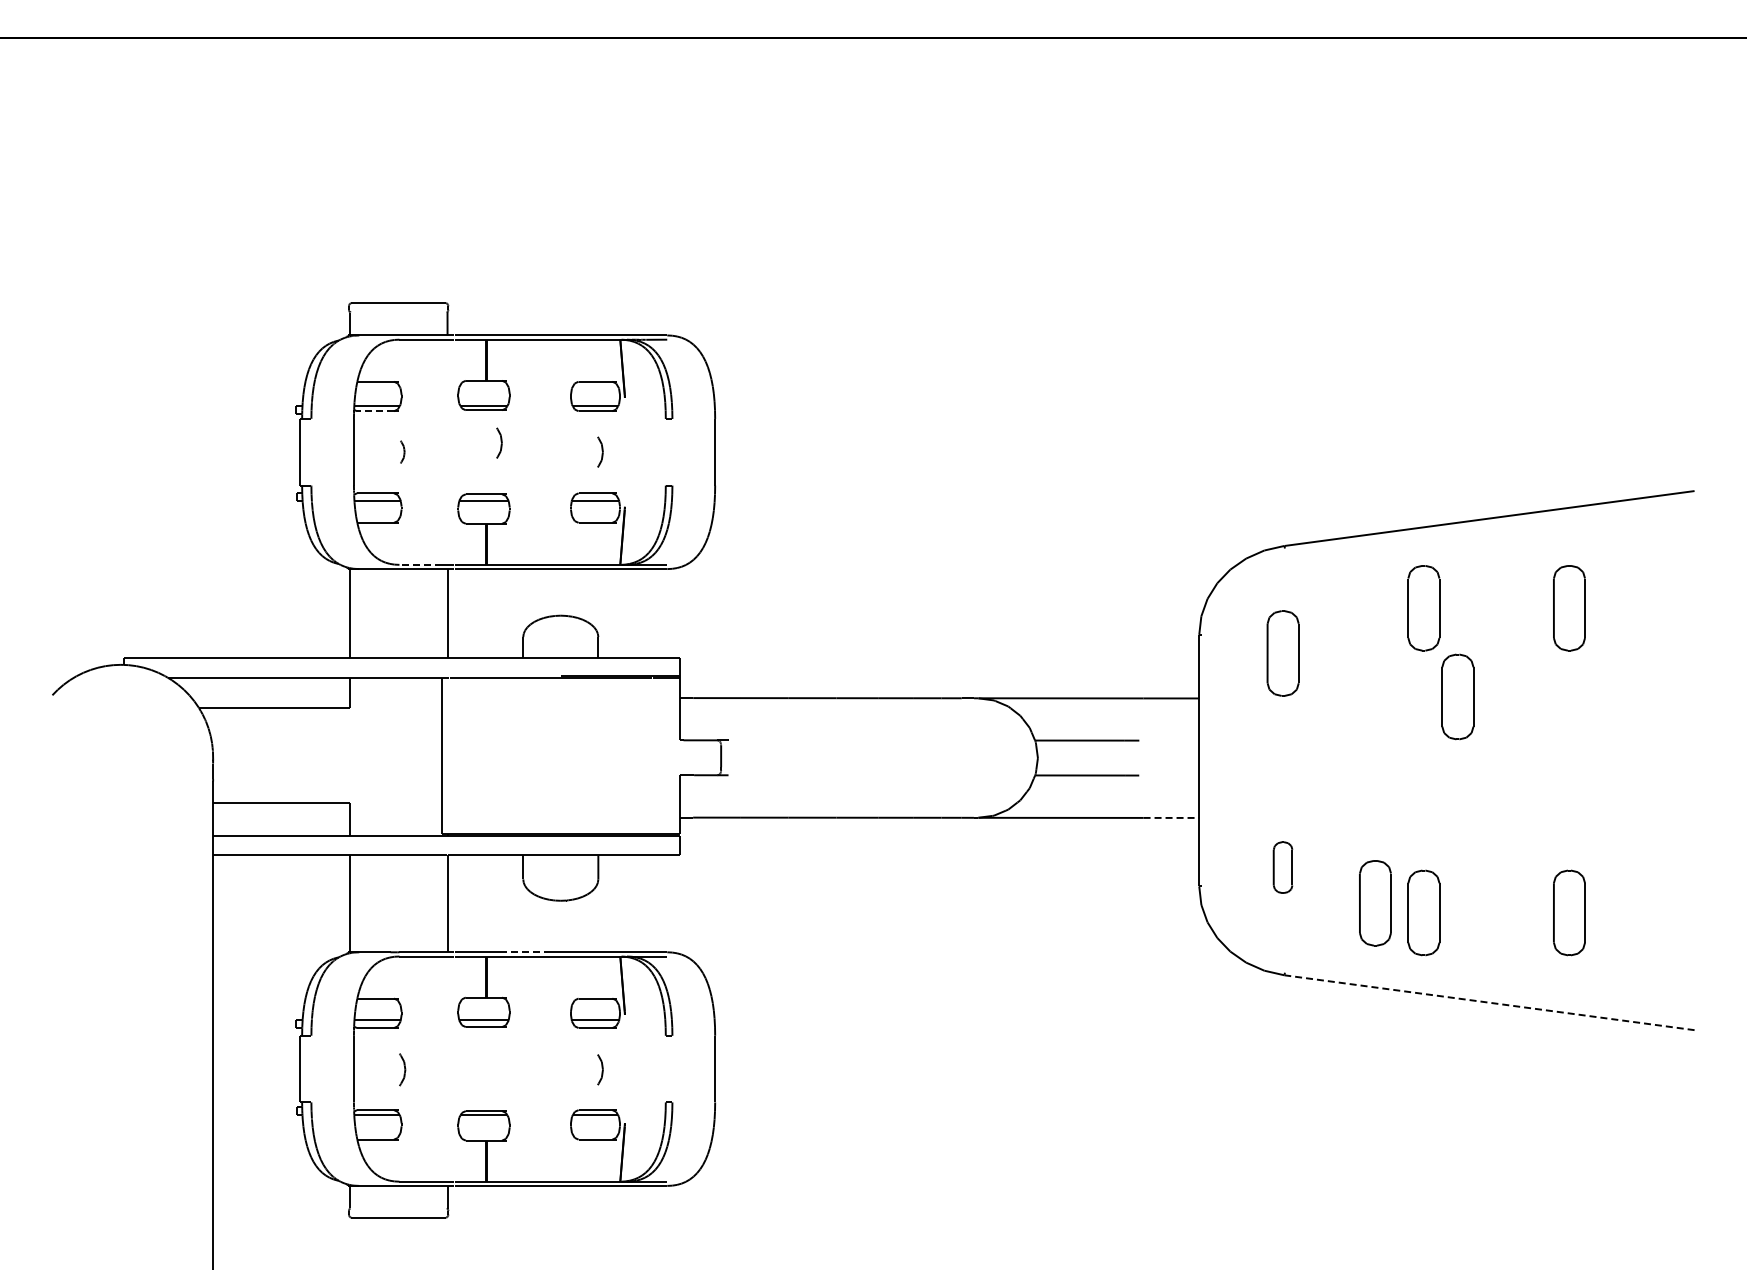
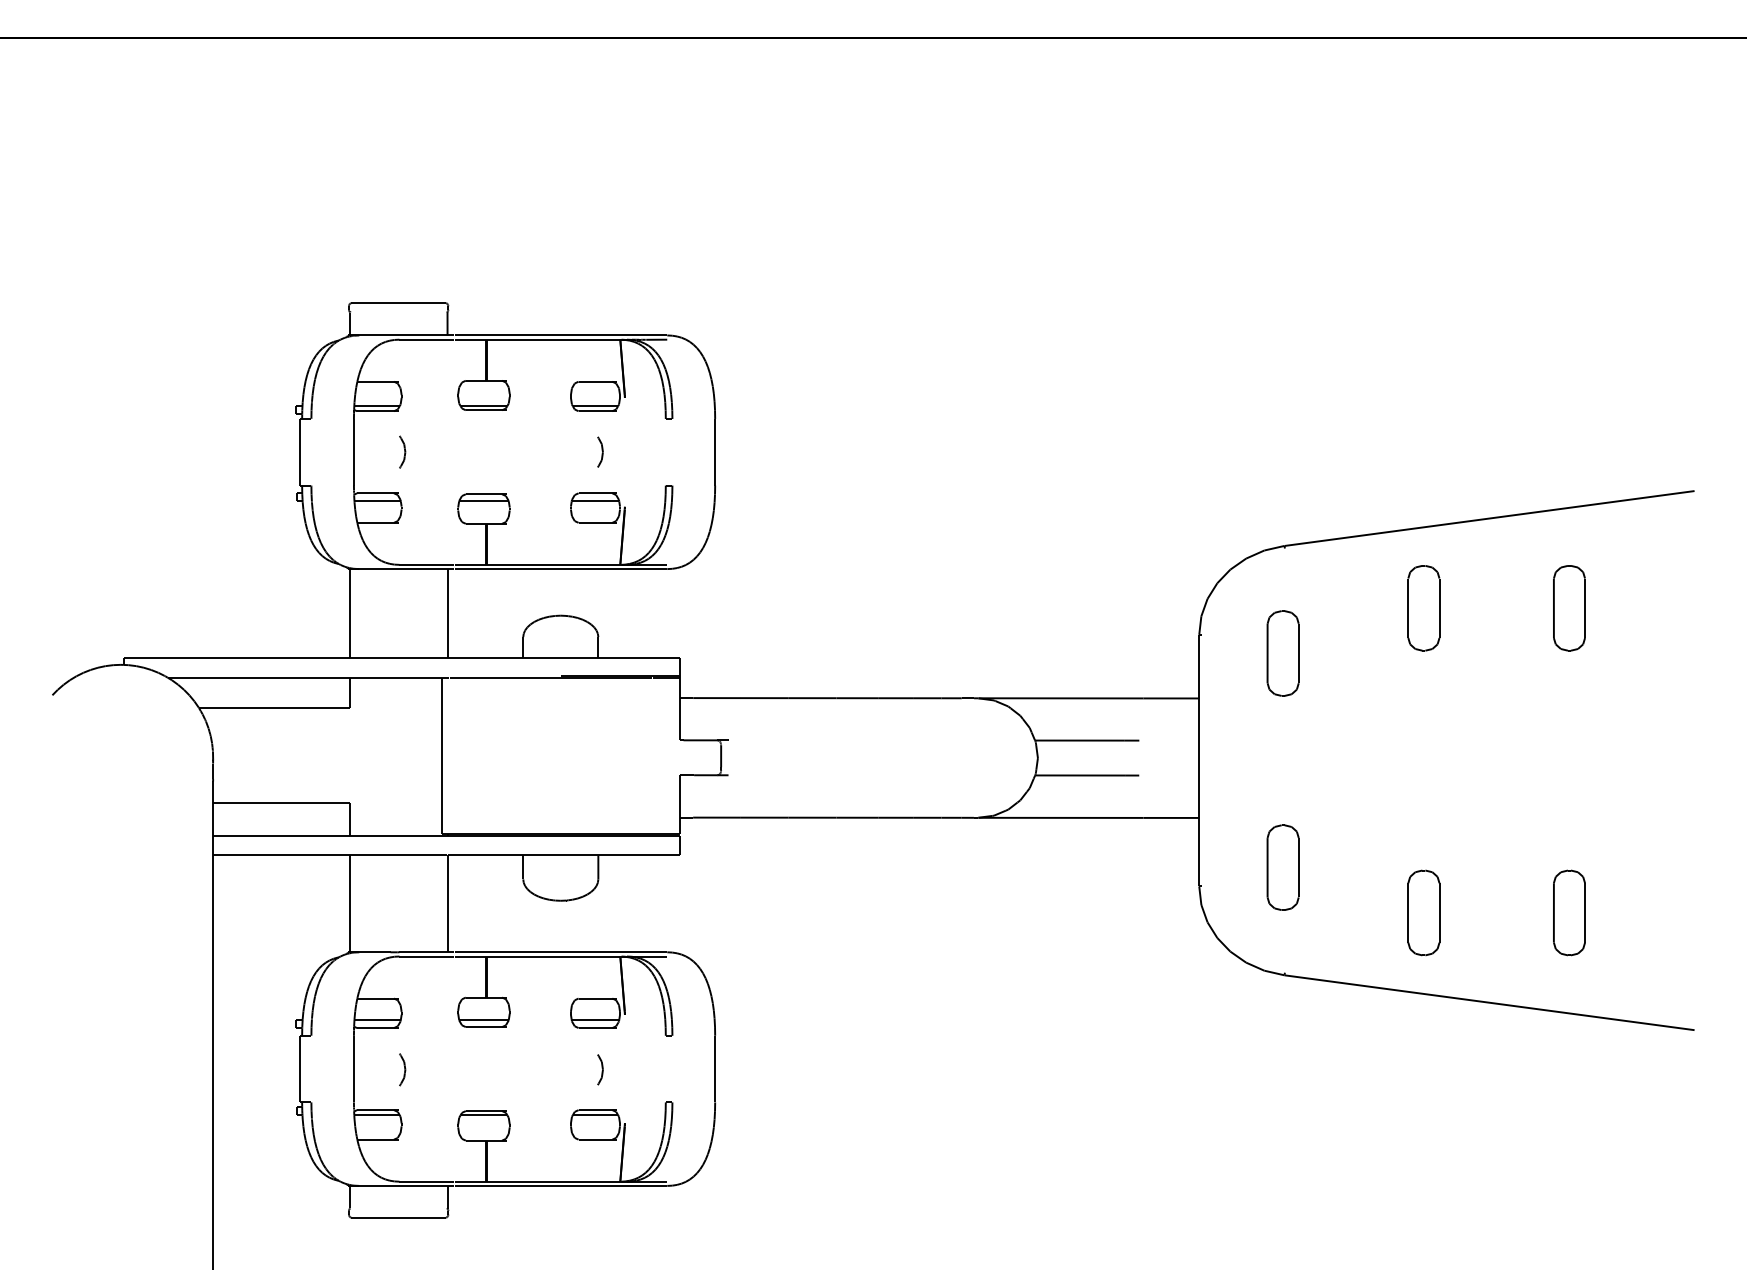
line: dashed -> solid (375, 411)
part: present -> none (499, 442)
part size: 6x24 px -> 8x34 px (402, 451)
line: dashed -> solid (420, 564)
part: present -> none (1457, 696)
line: dashed -> solid (1171, 817)
part size: 22x53 px -> 34x87 px (1282, 867)
part: present -> none (1375, 903)
line: dashed -> solid (529, 952)
line: dashed -> solid (1489, 1002)
